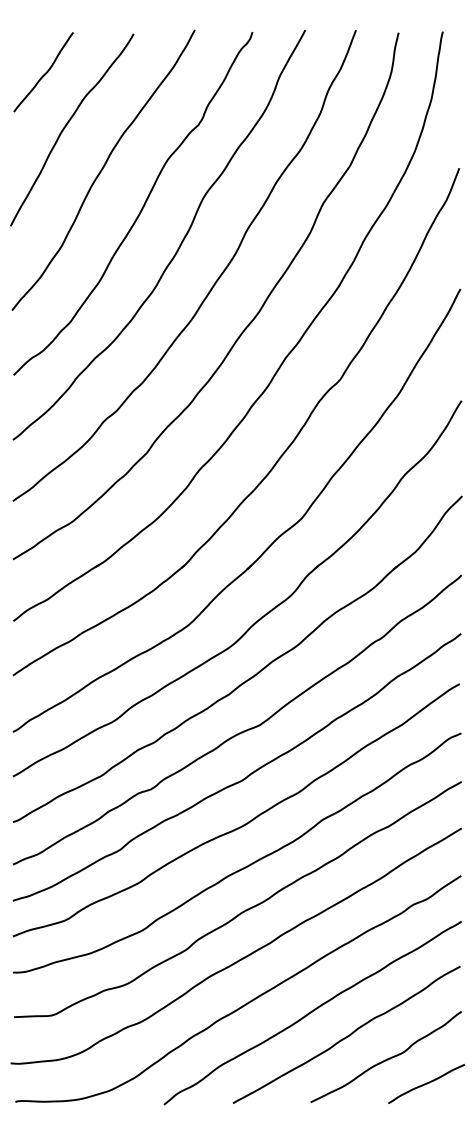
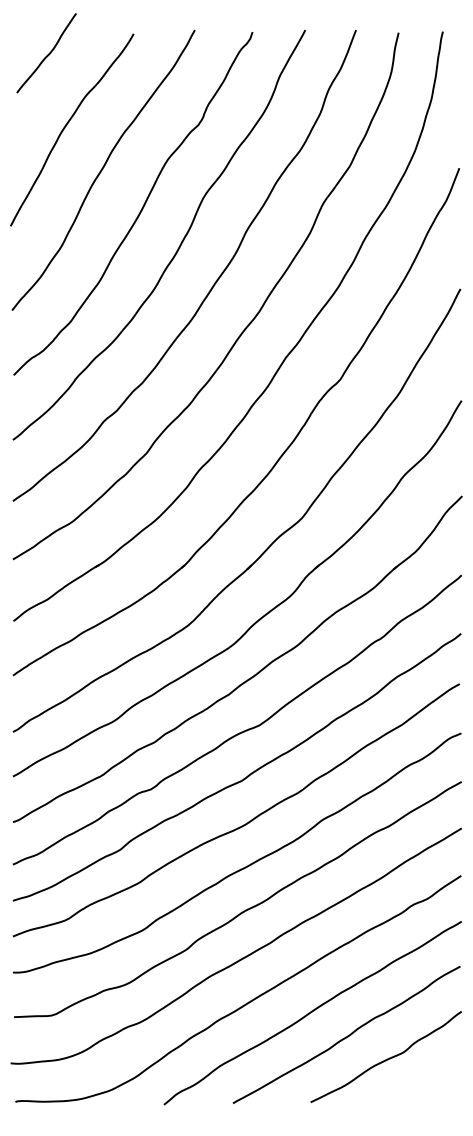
curve position: (44, 73) -> (47, 54) (47, 54)
curve: present -> none (426, 1083)
